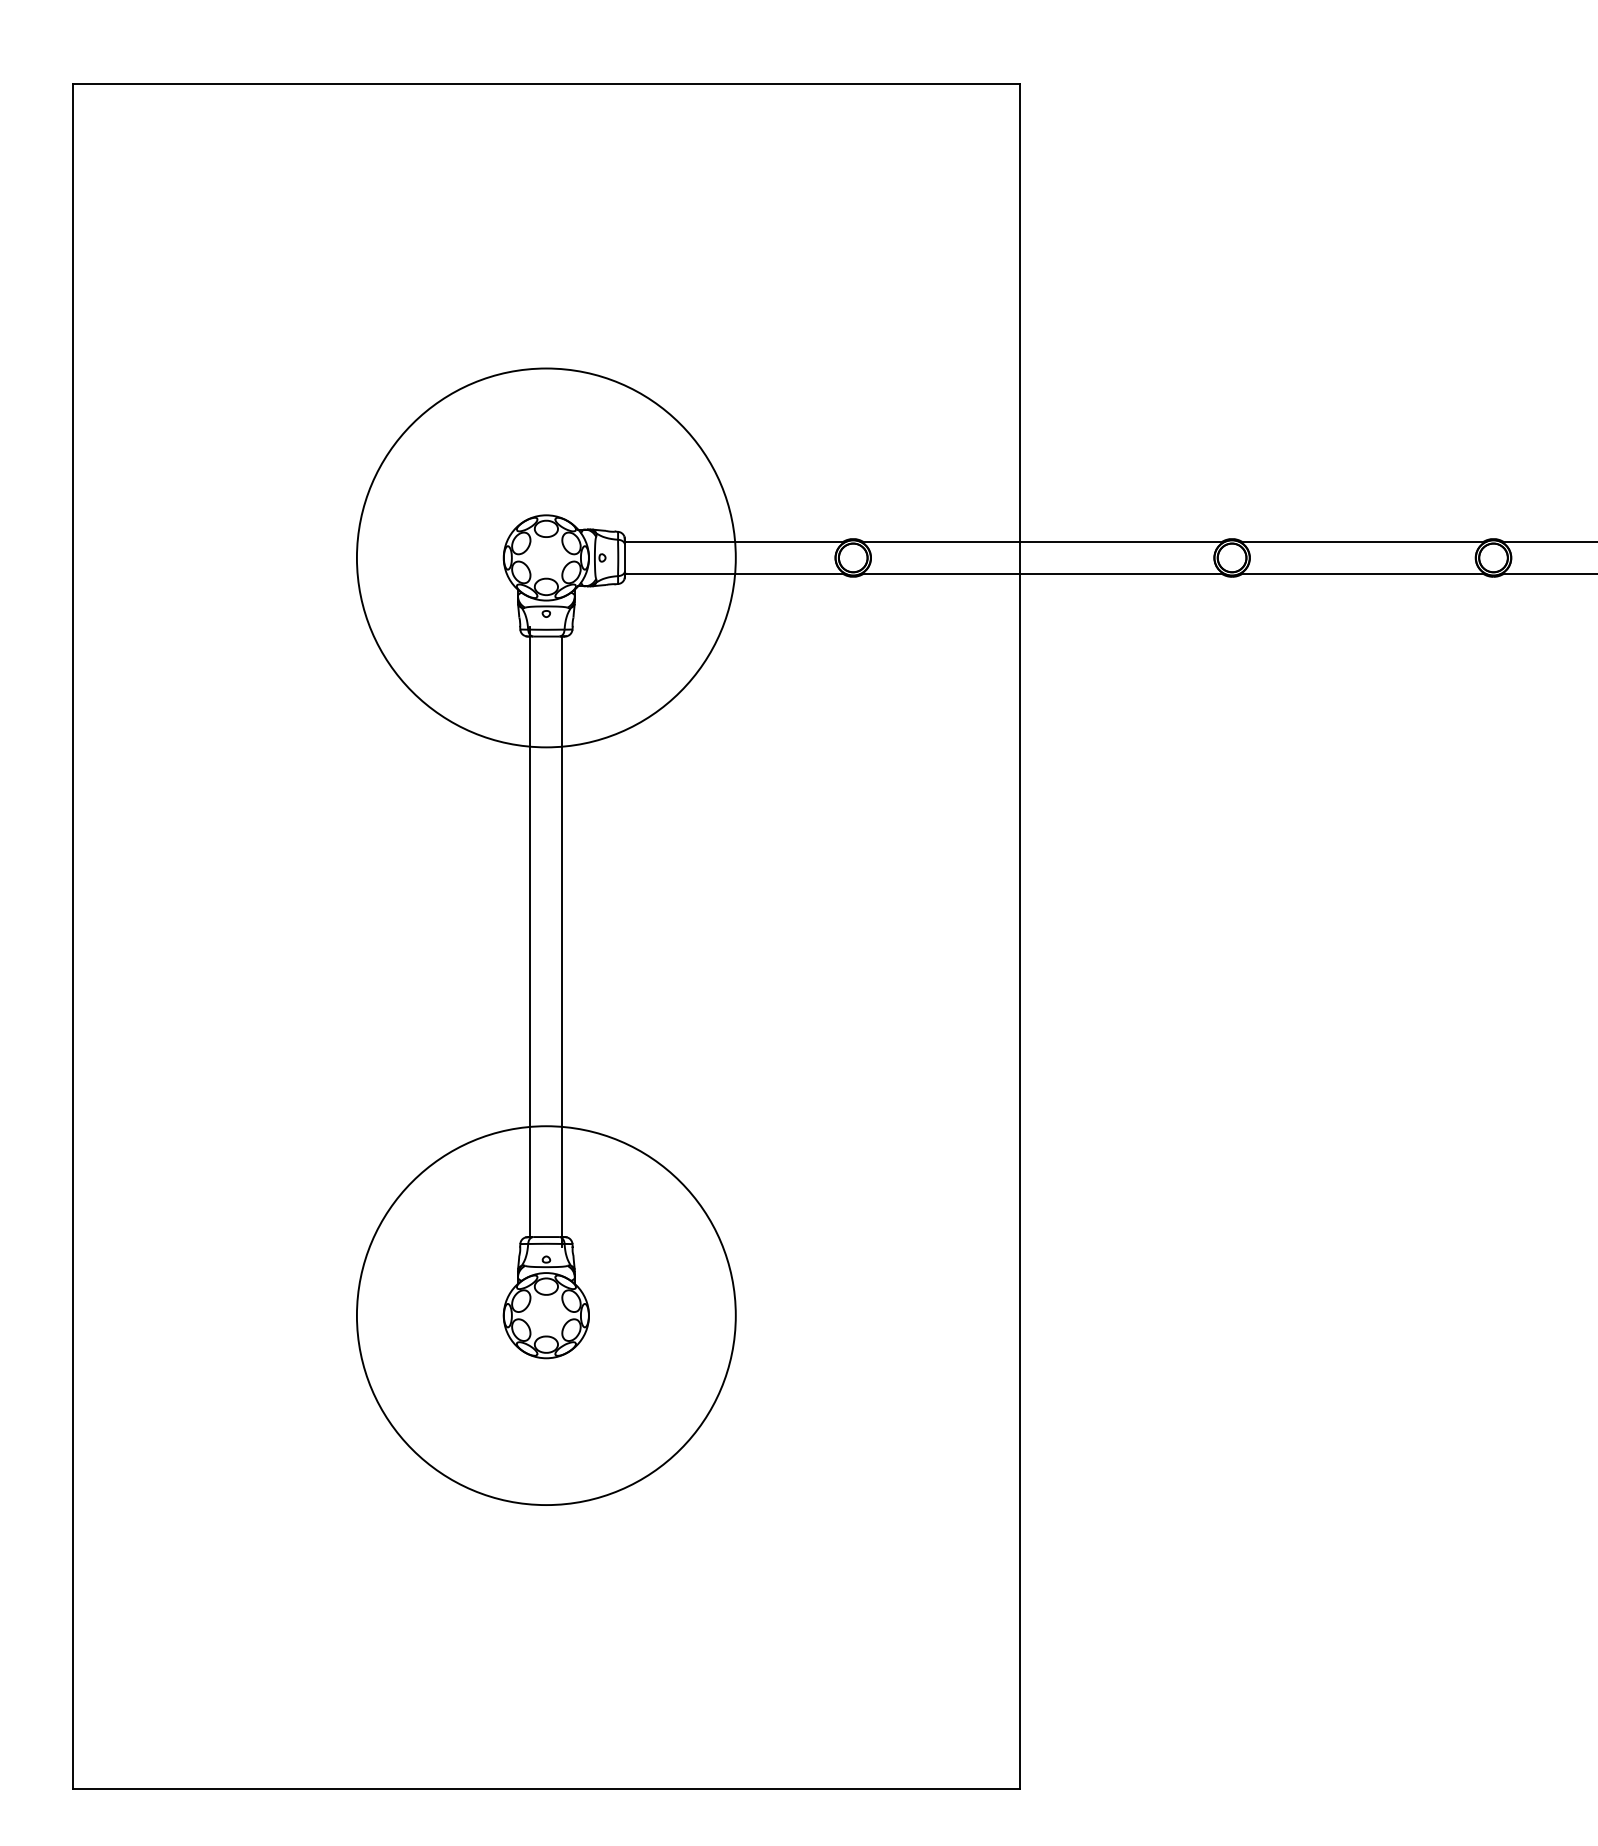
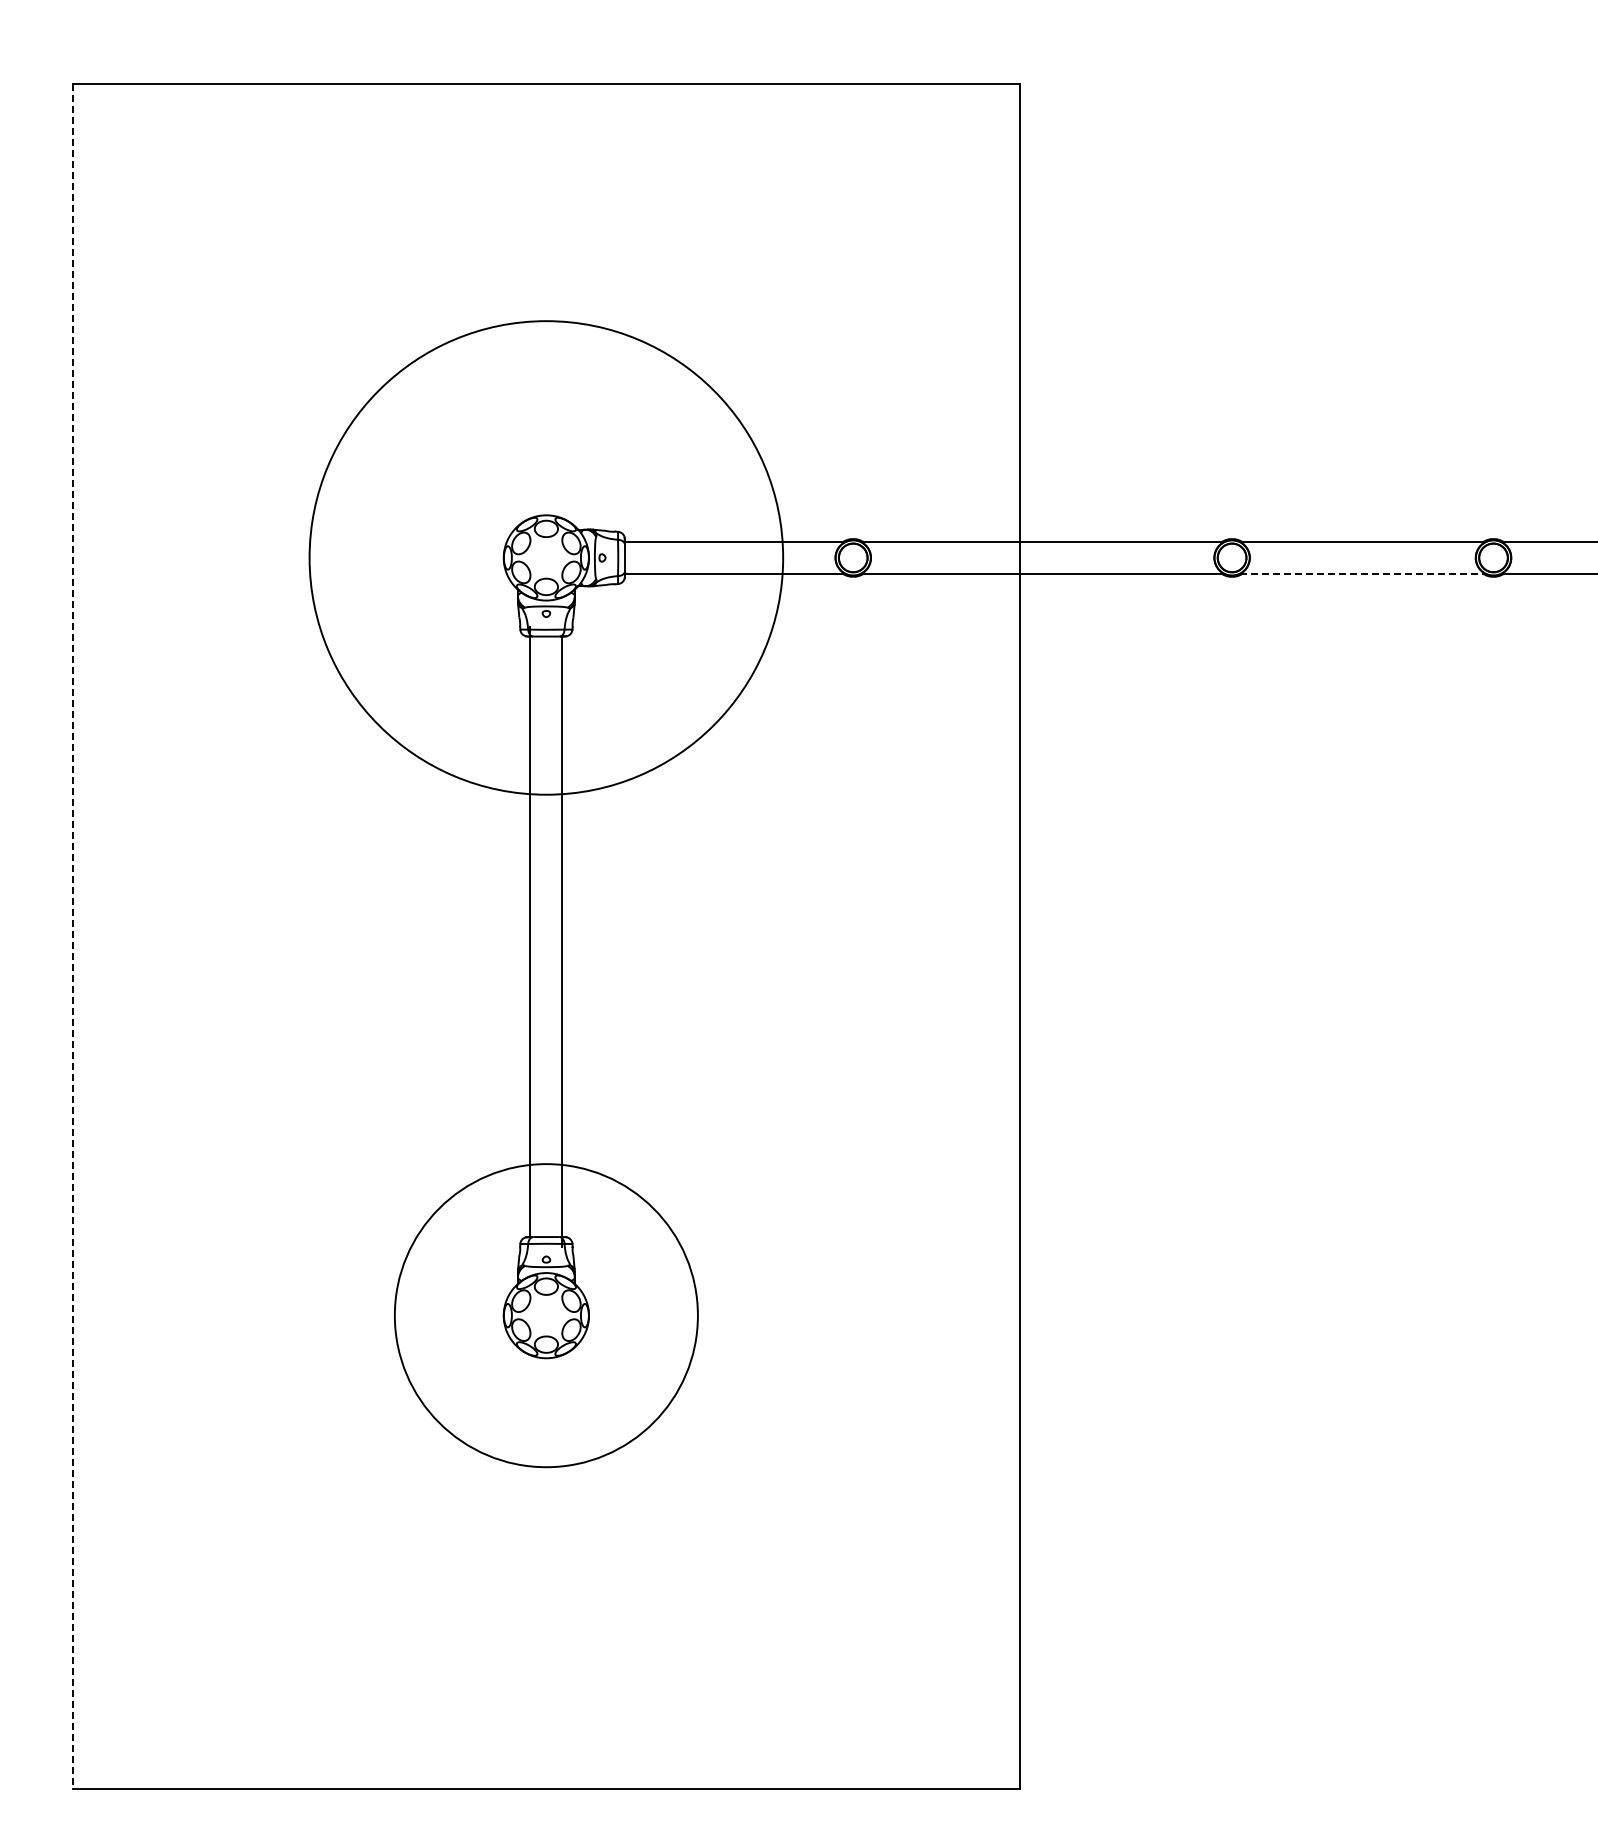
circle diameter: 379 px -> 474 px (546, 557)
line: solid -> dashed (1362, 573)
line: solid -> dashed (72, 937)
circle diameter: 379 px -> 303 px (545, 1315)
